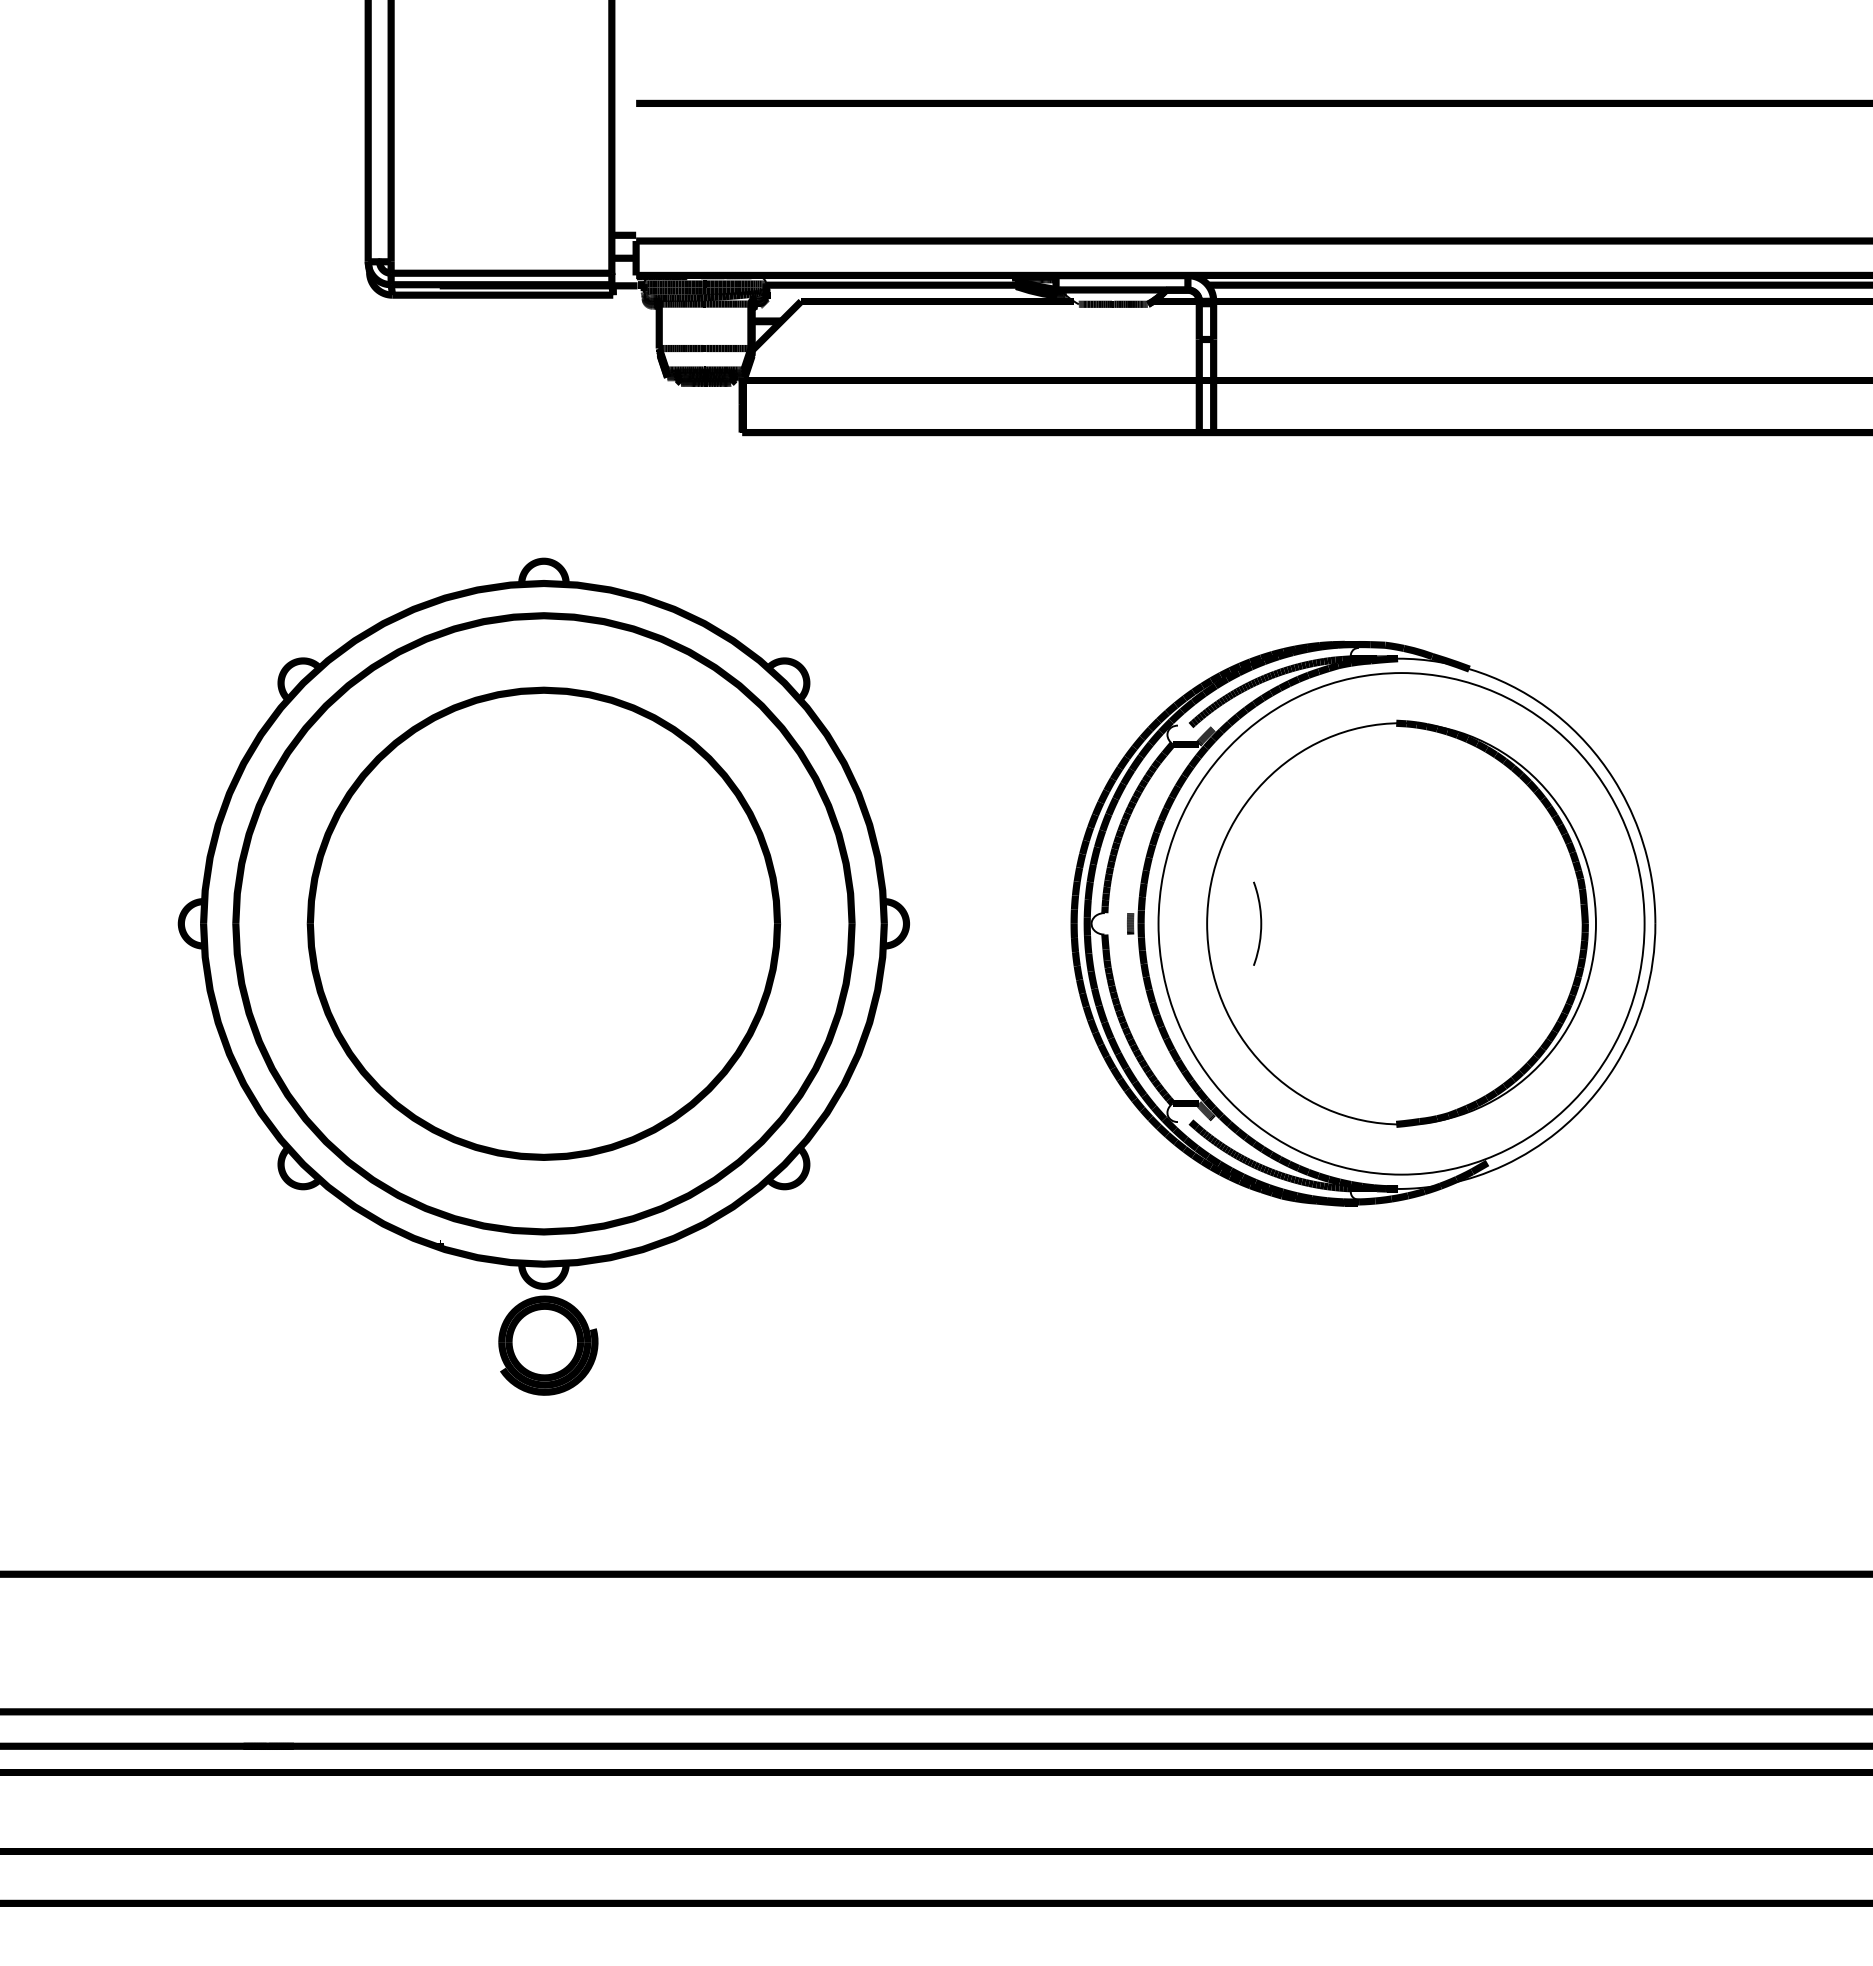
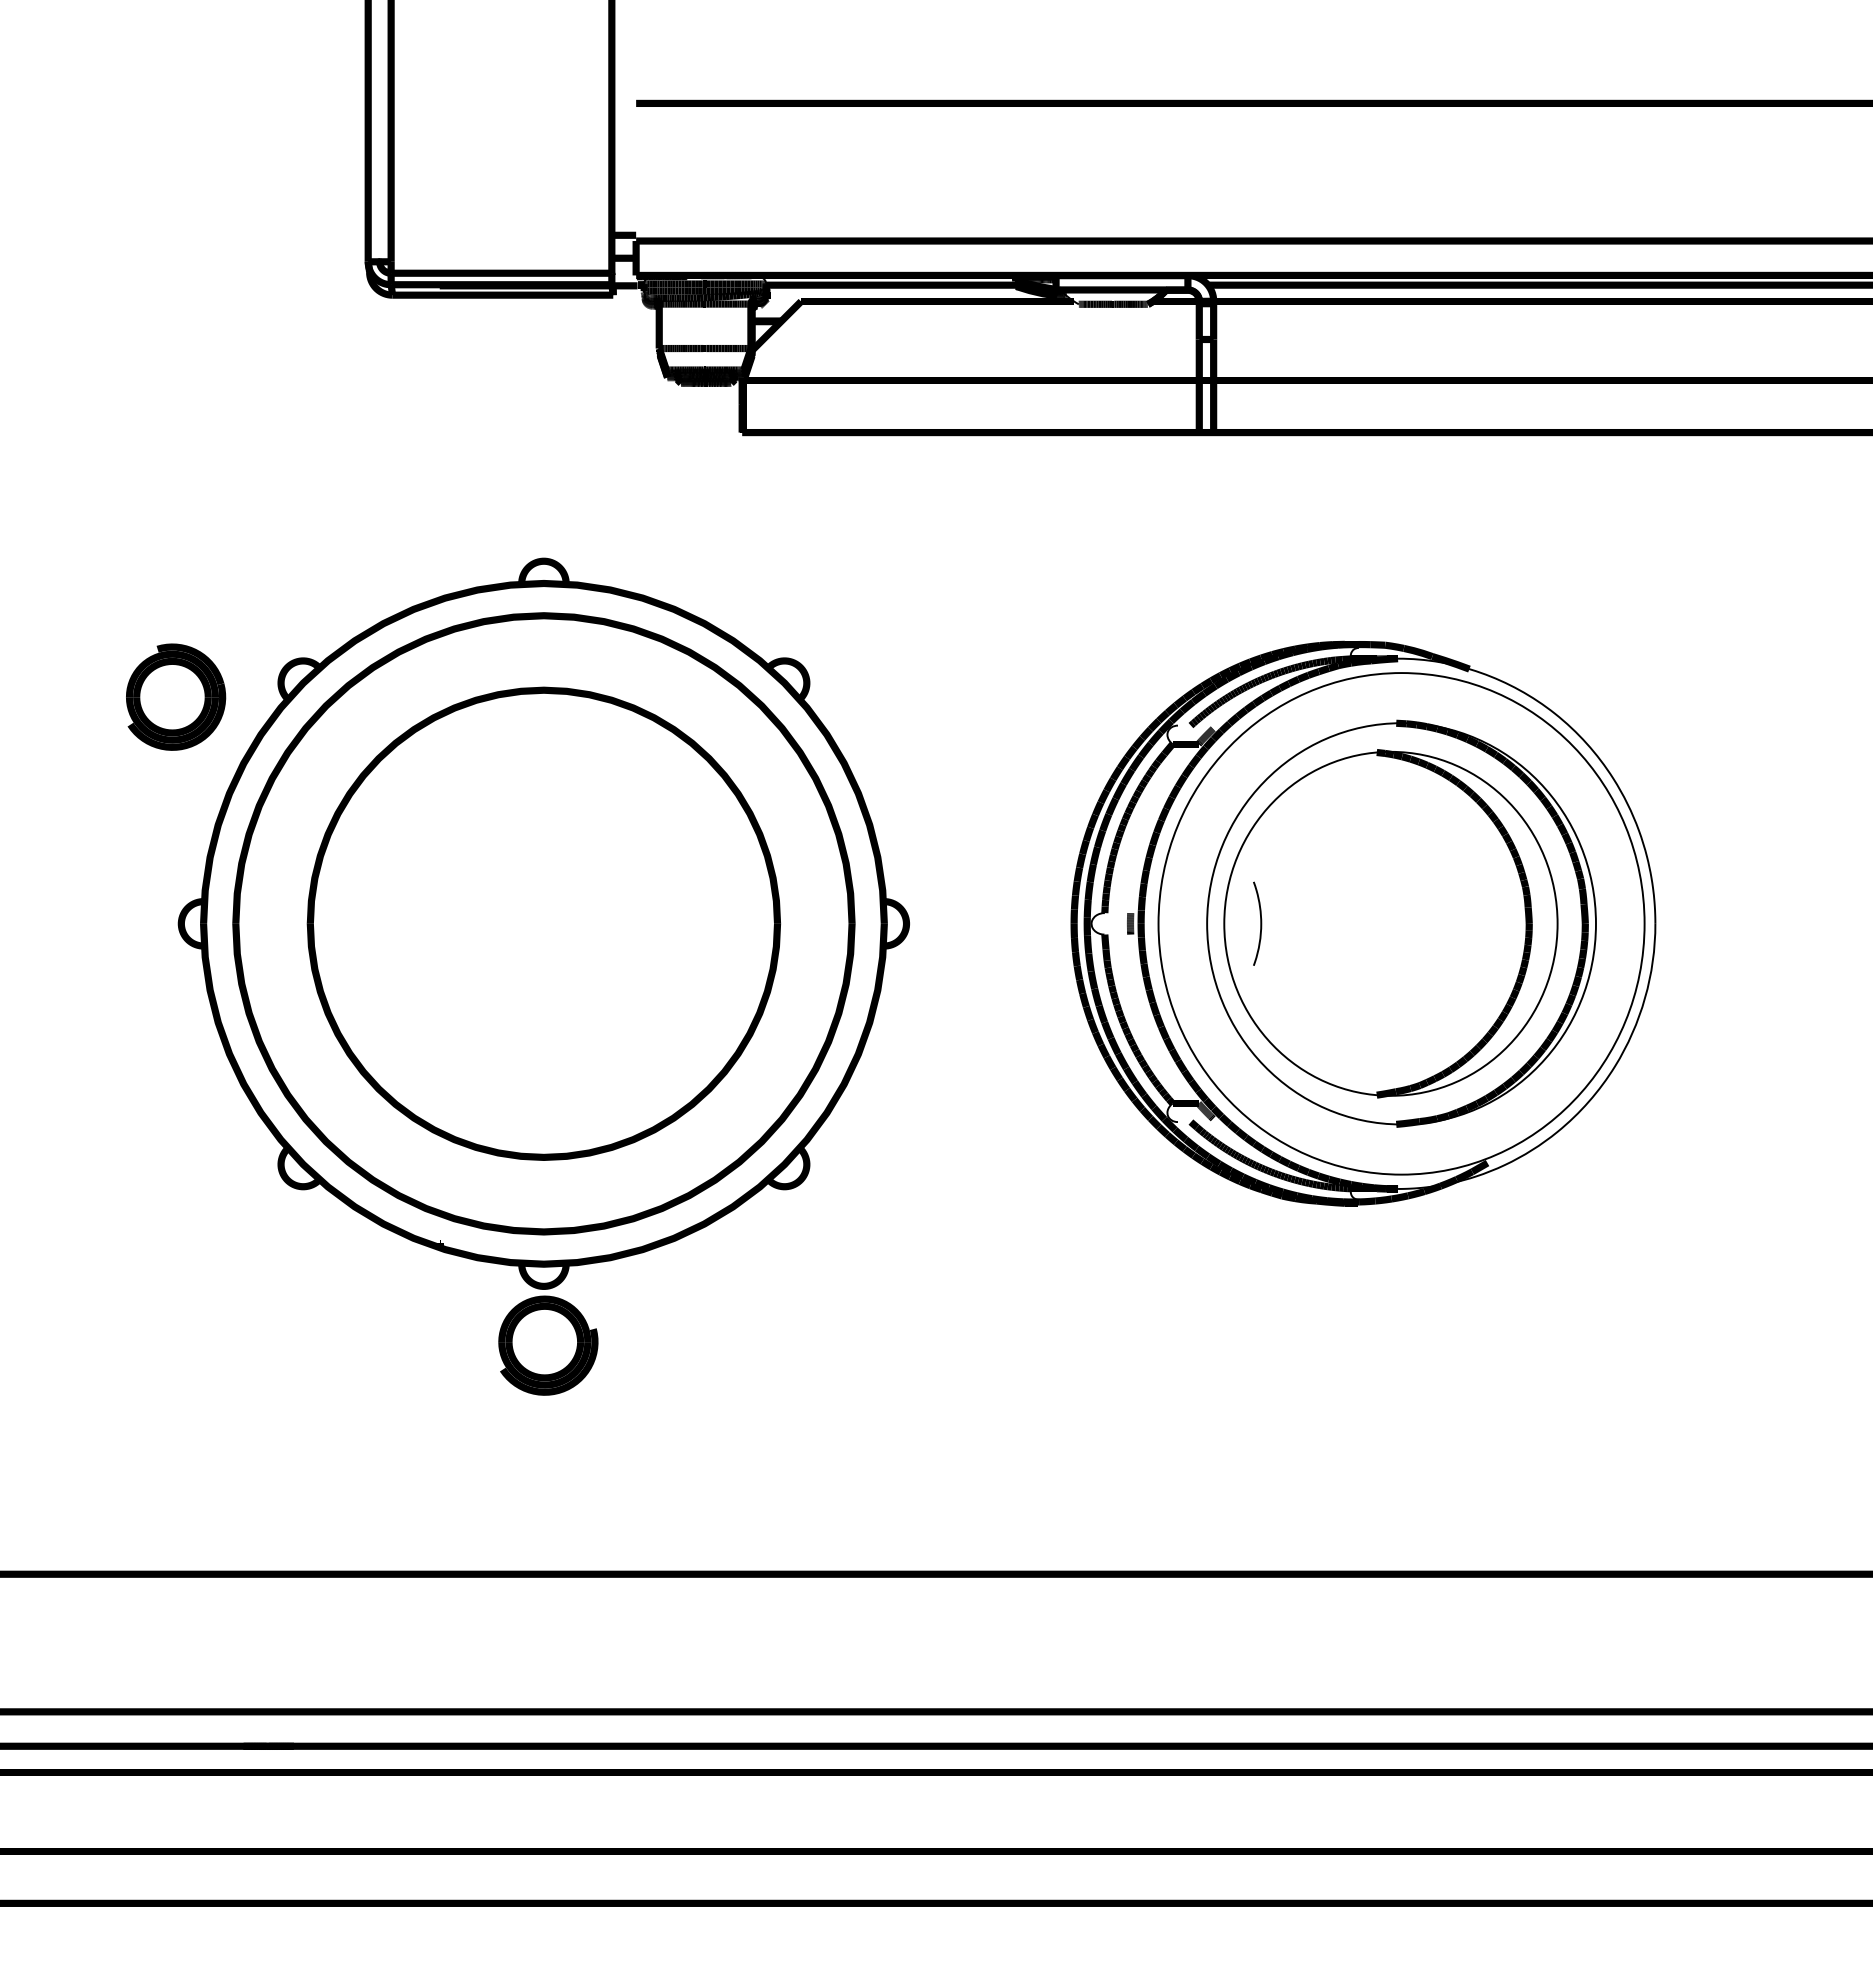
part: none -> present (176, 696)
part: none -> present (1390, 923)
